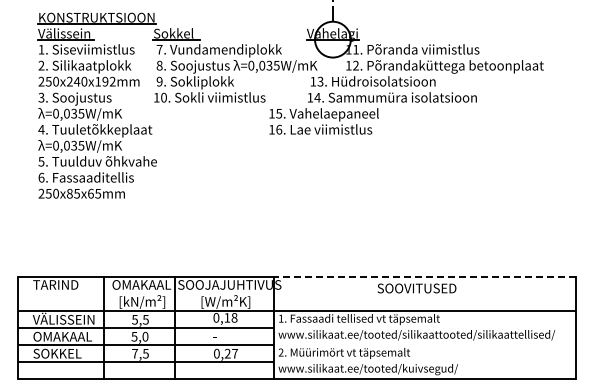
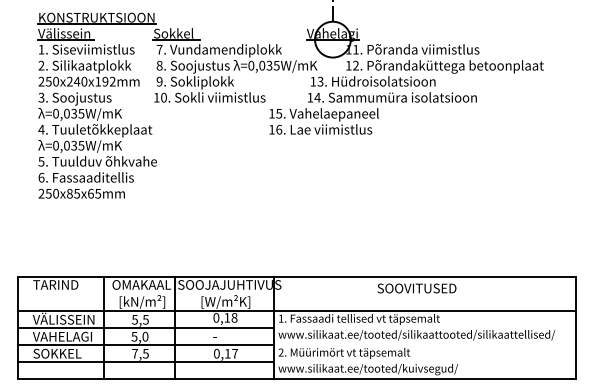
line: dashed -> solid (424, 276)
text: OMAKAAL -> VAHELAGI (61, 336)
text: 0,27 -> 0,17 (227, 353)
